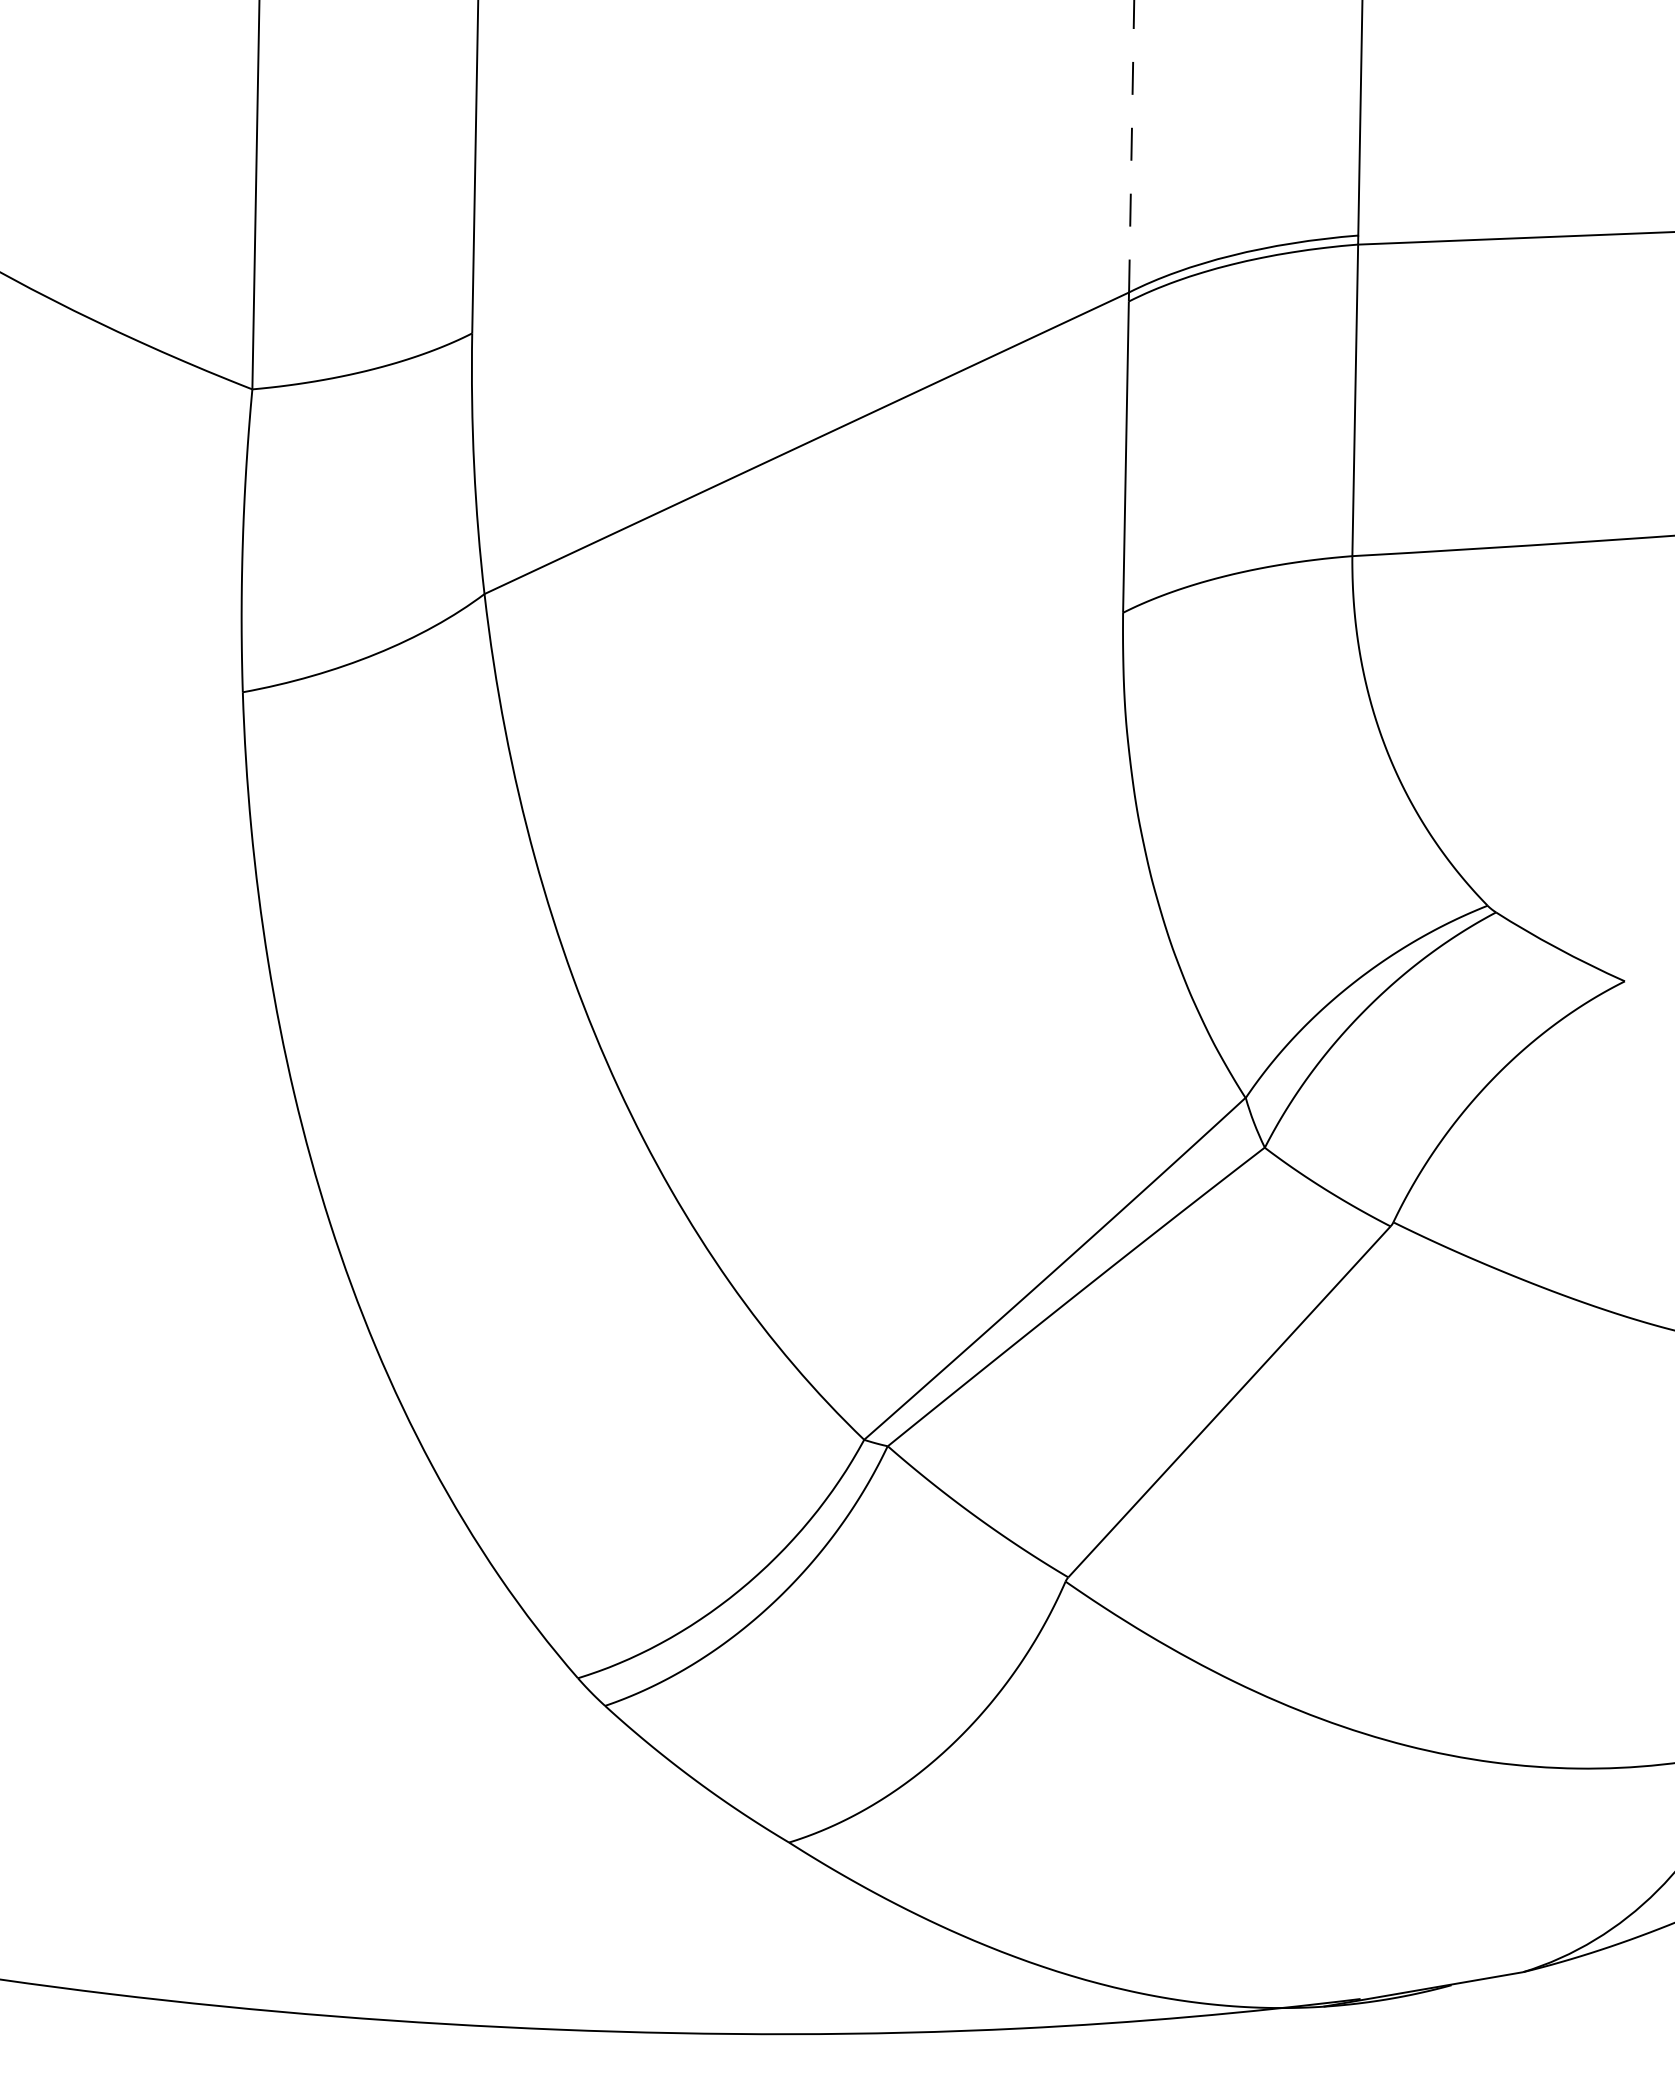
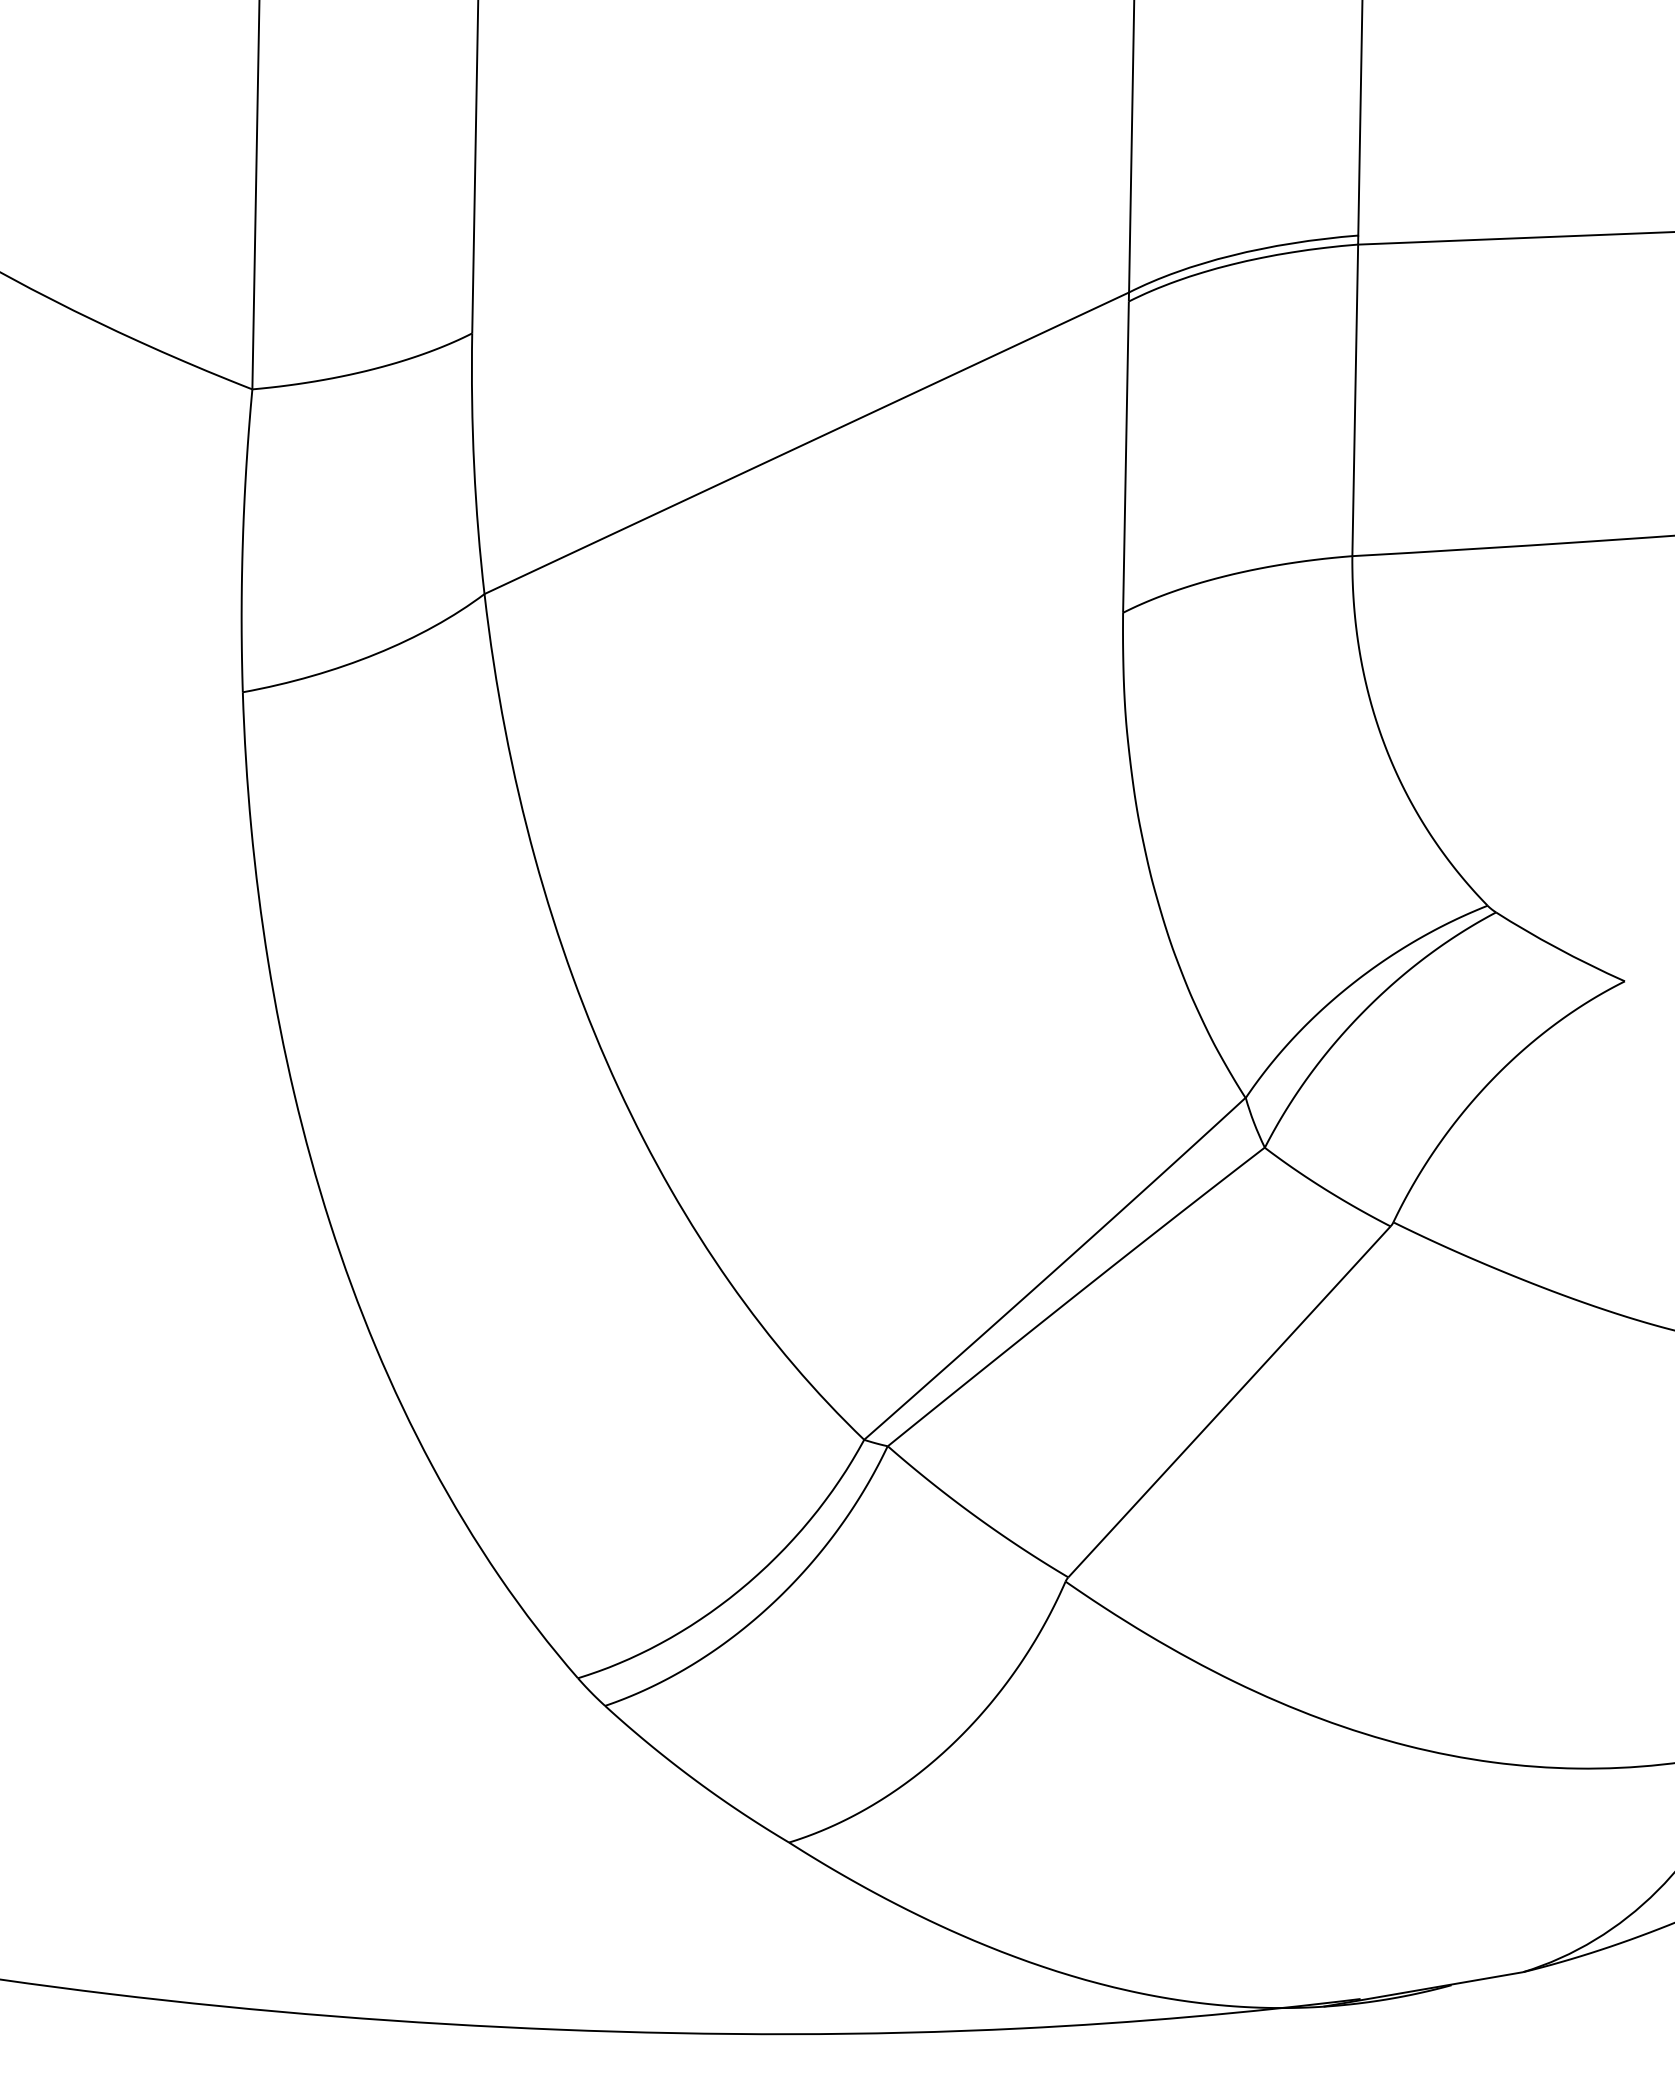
line: dashed -> solid (1131, 145)
